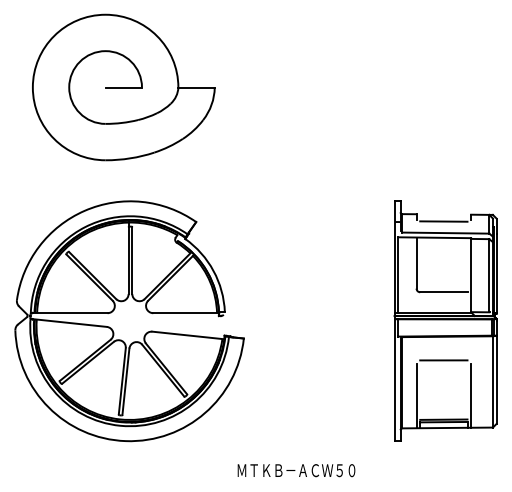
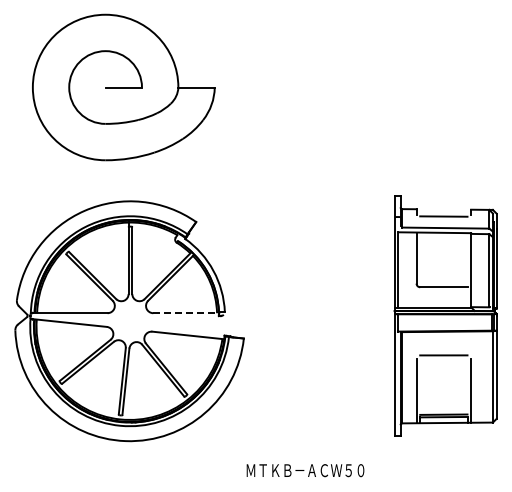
line: solid -> dashed (186, 313)
part position: (445, 320) -> (445, 315) (445, 315)
text position: (296, 470) -> (305, 470) (305, 470)
